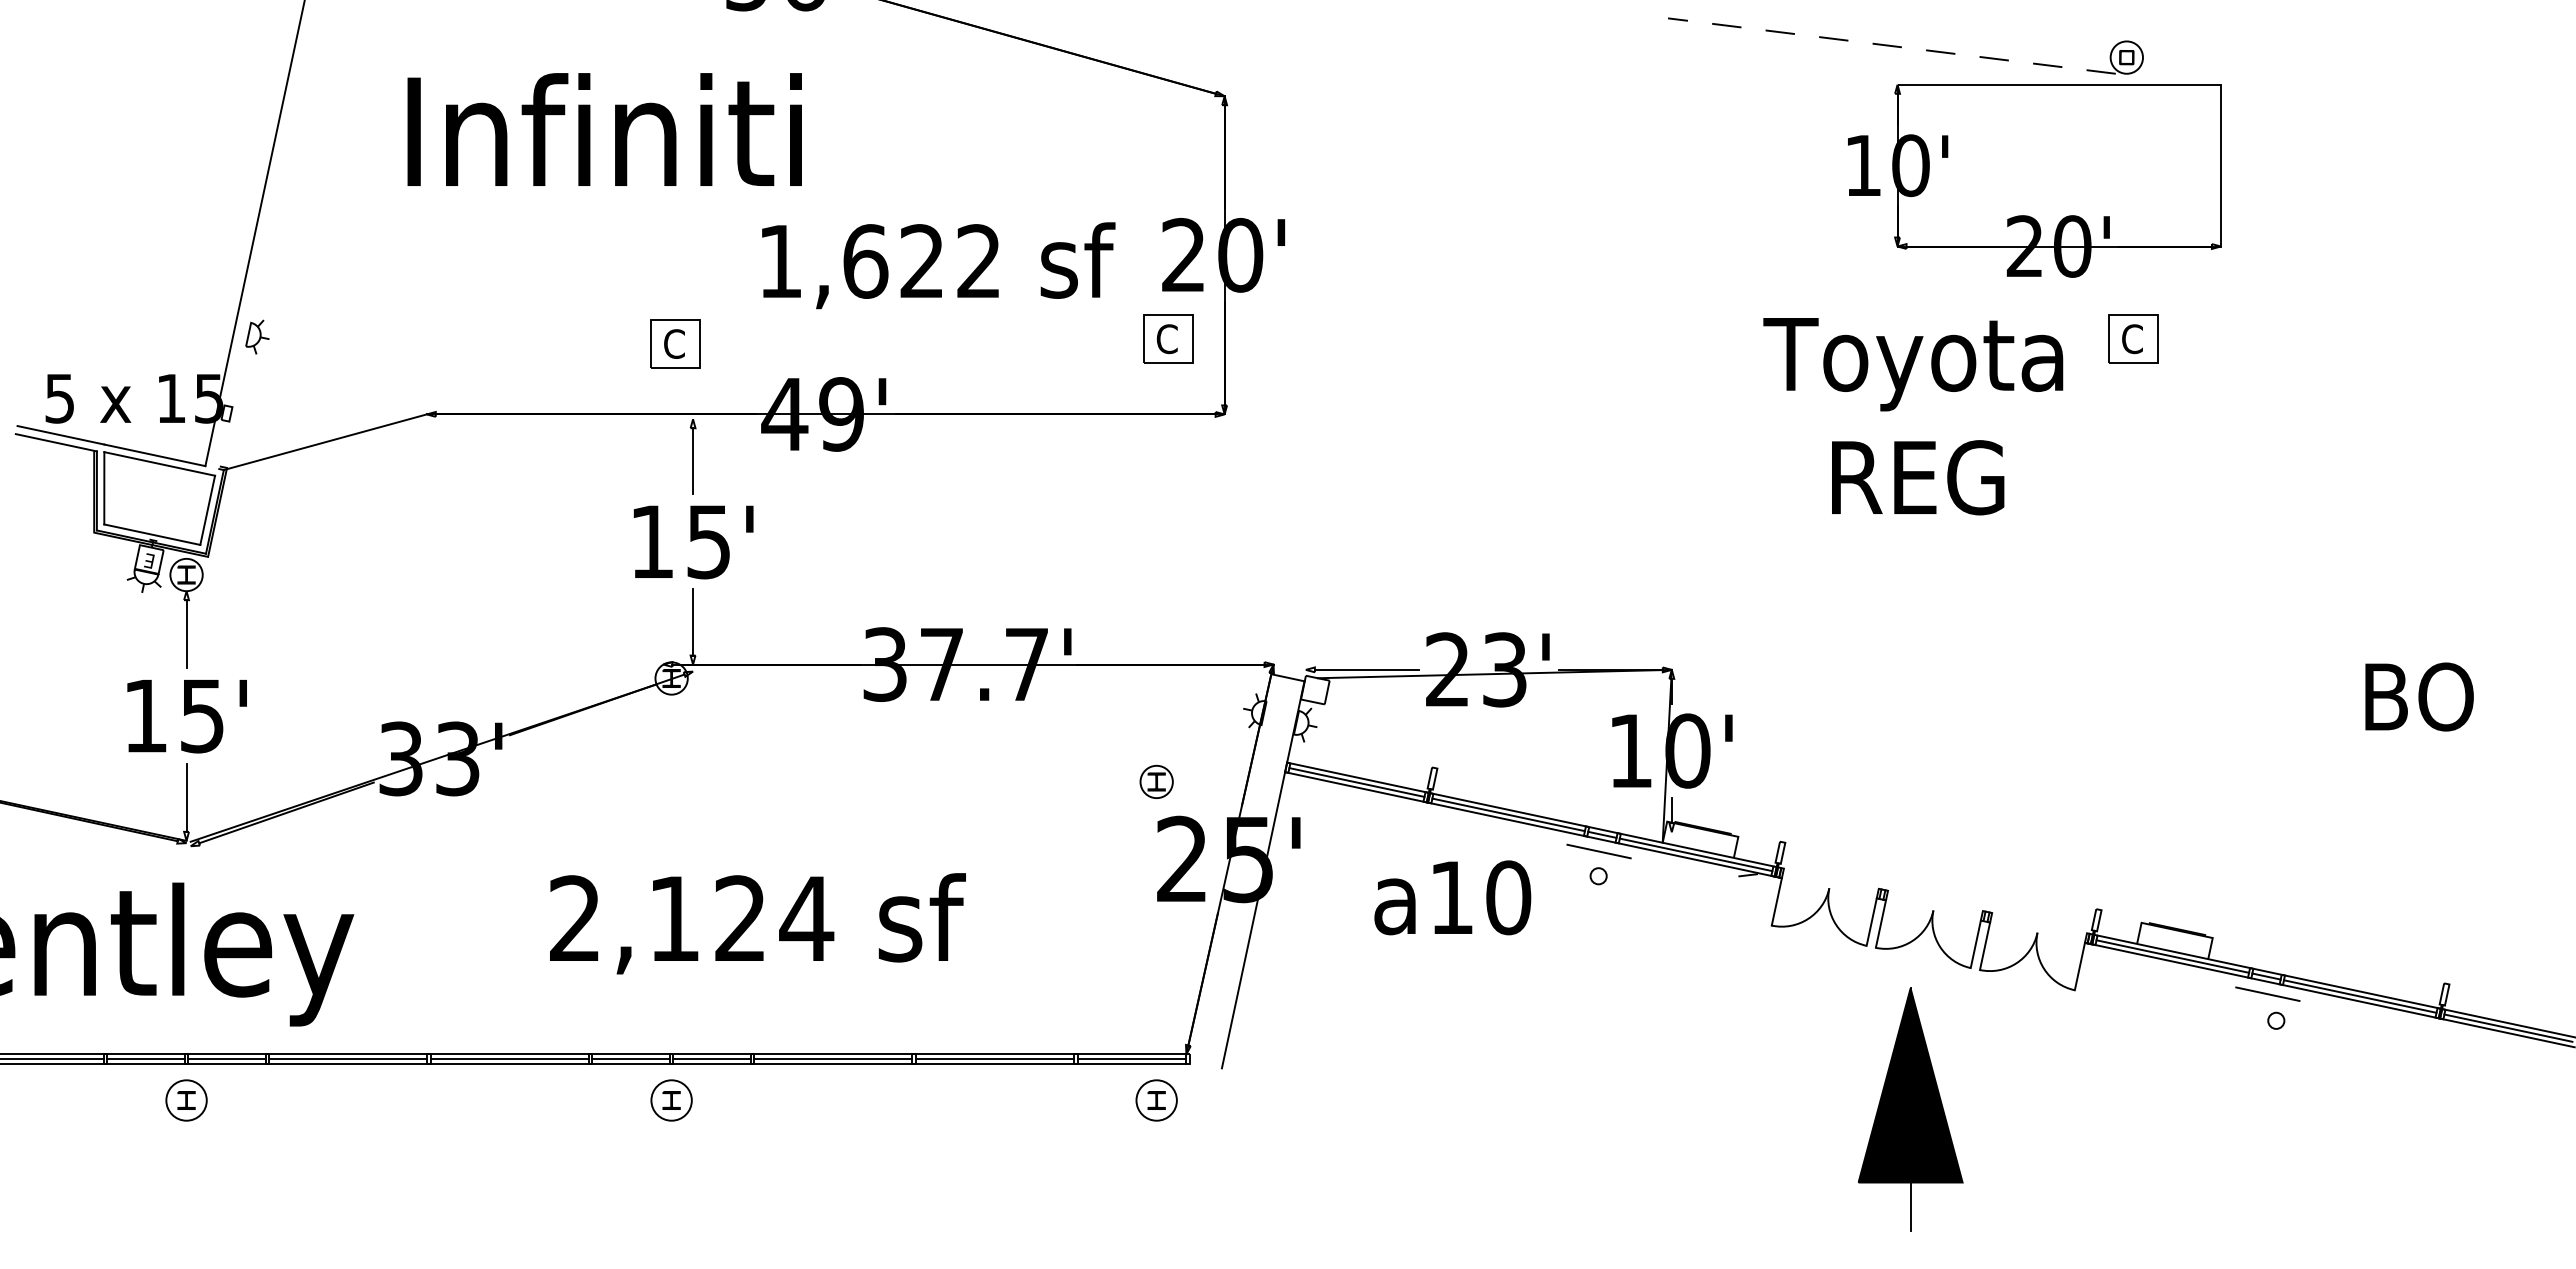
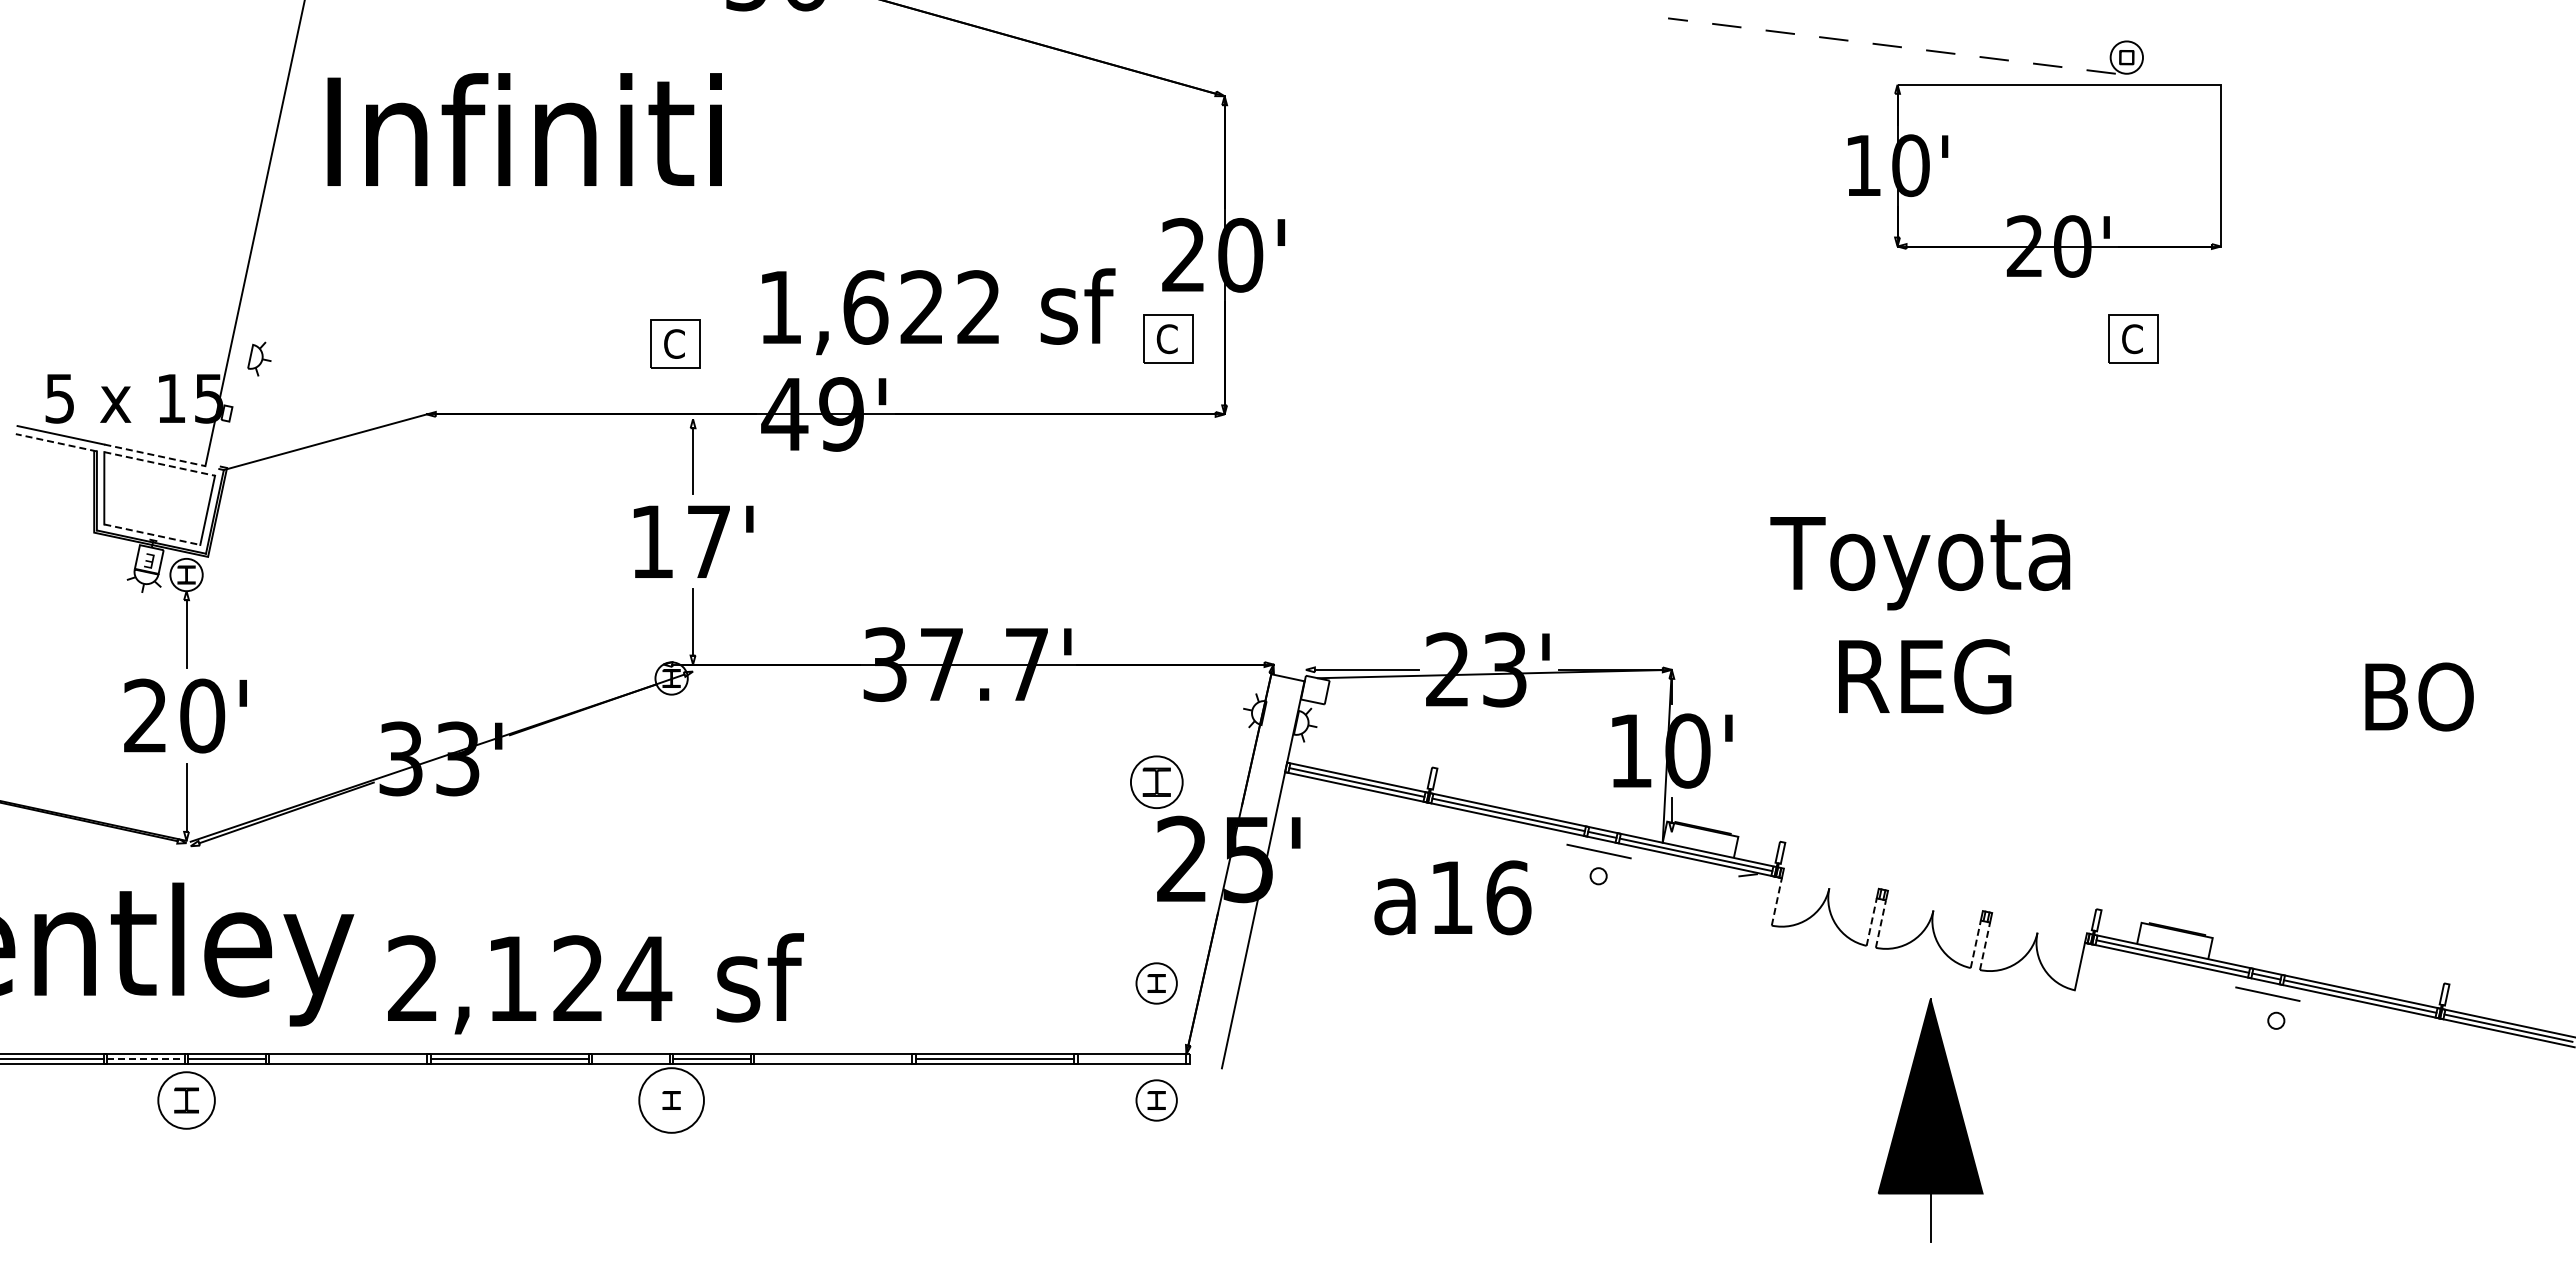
text position: (604, 129) -> (524, 129) (524, 129)
text position: (938, 265) -> (938, 311) (938, 311)
part position: (257, 336) -> (259, 358) (259, 358)
text position: (1913, 416) -> (1920, 615) (1920, 615)
line: solid -> dashed (55, 442)
line: solid -> dashed (154, 455)
line: solid -> dashed (159, 463)
line: solid -> dashed (152, 534)
text: 15' -> 17' (708, 542)
text: 15' -> 20' (174, 715)
part size: 35x35 px -> 54x54 px (1156, 781)
text: a10 -> a16 (1508, 897)
line: solid -> dashed (1776, 901)
line: solid -> dashed (1871, 921)
text position: (757, 923) -> (595, 983) (595, 983)
line: solid -> dashed (1881, 923)
line: solid -> dashed (1975, 943)
line: solid -> dashed (1985, 945)
part: none -> present (1156, 983)
line: solid -> dashed (146, 1059)
line: present -> none (348, 1059)
line: present -> none (630, 1059)
line: present -> none (833, 1059)
line: present -> none (1131, 1059)
part size: 43x43 px -> 59x59 px (186, 1100)
circle diameter: 40 px -> 65 px (671, 1100)
part position: (1910, 1109) -> (1930, 1120) (1930, 1120)
